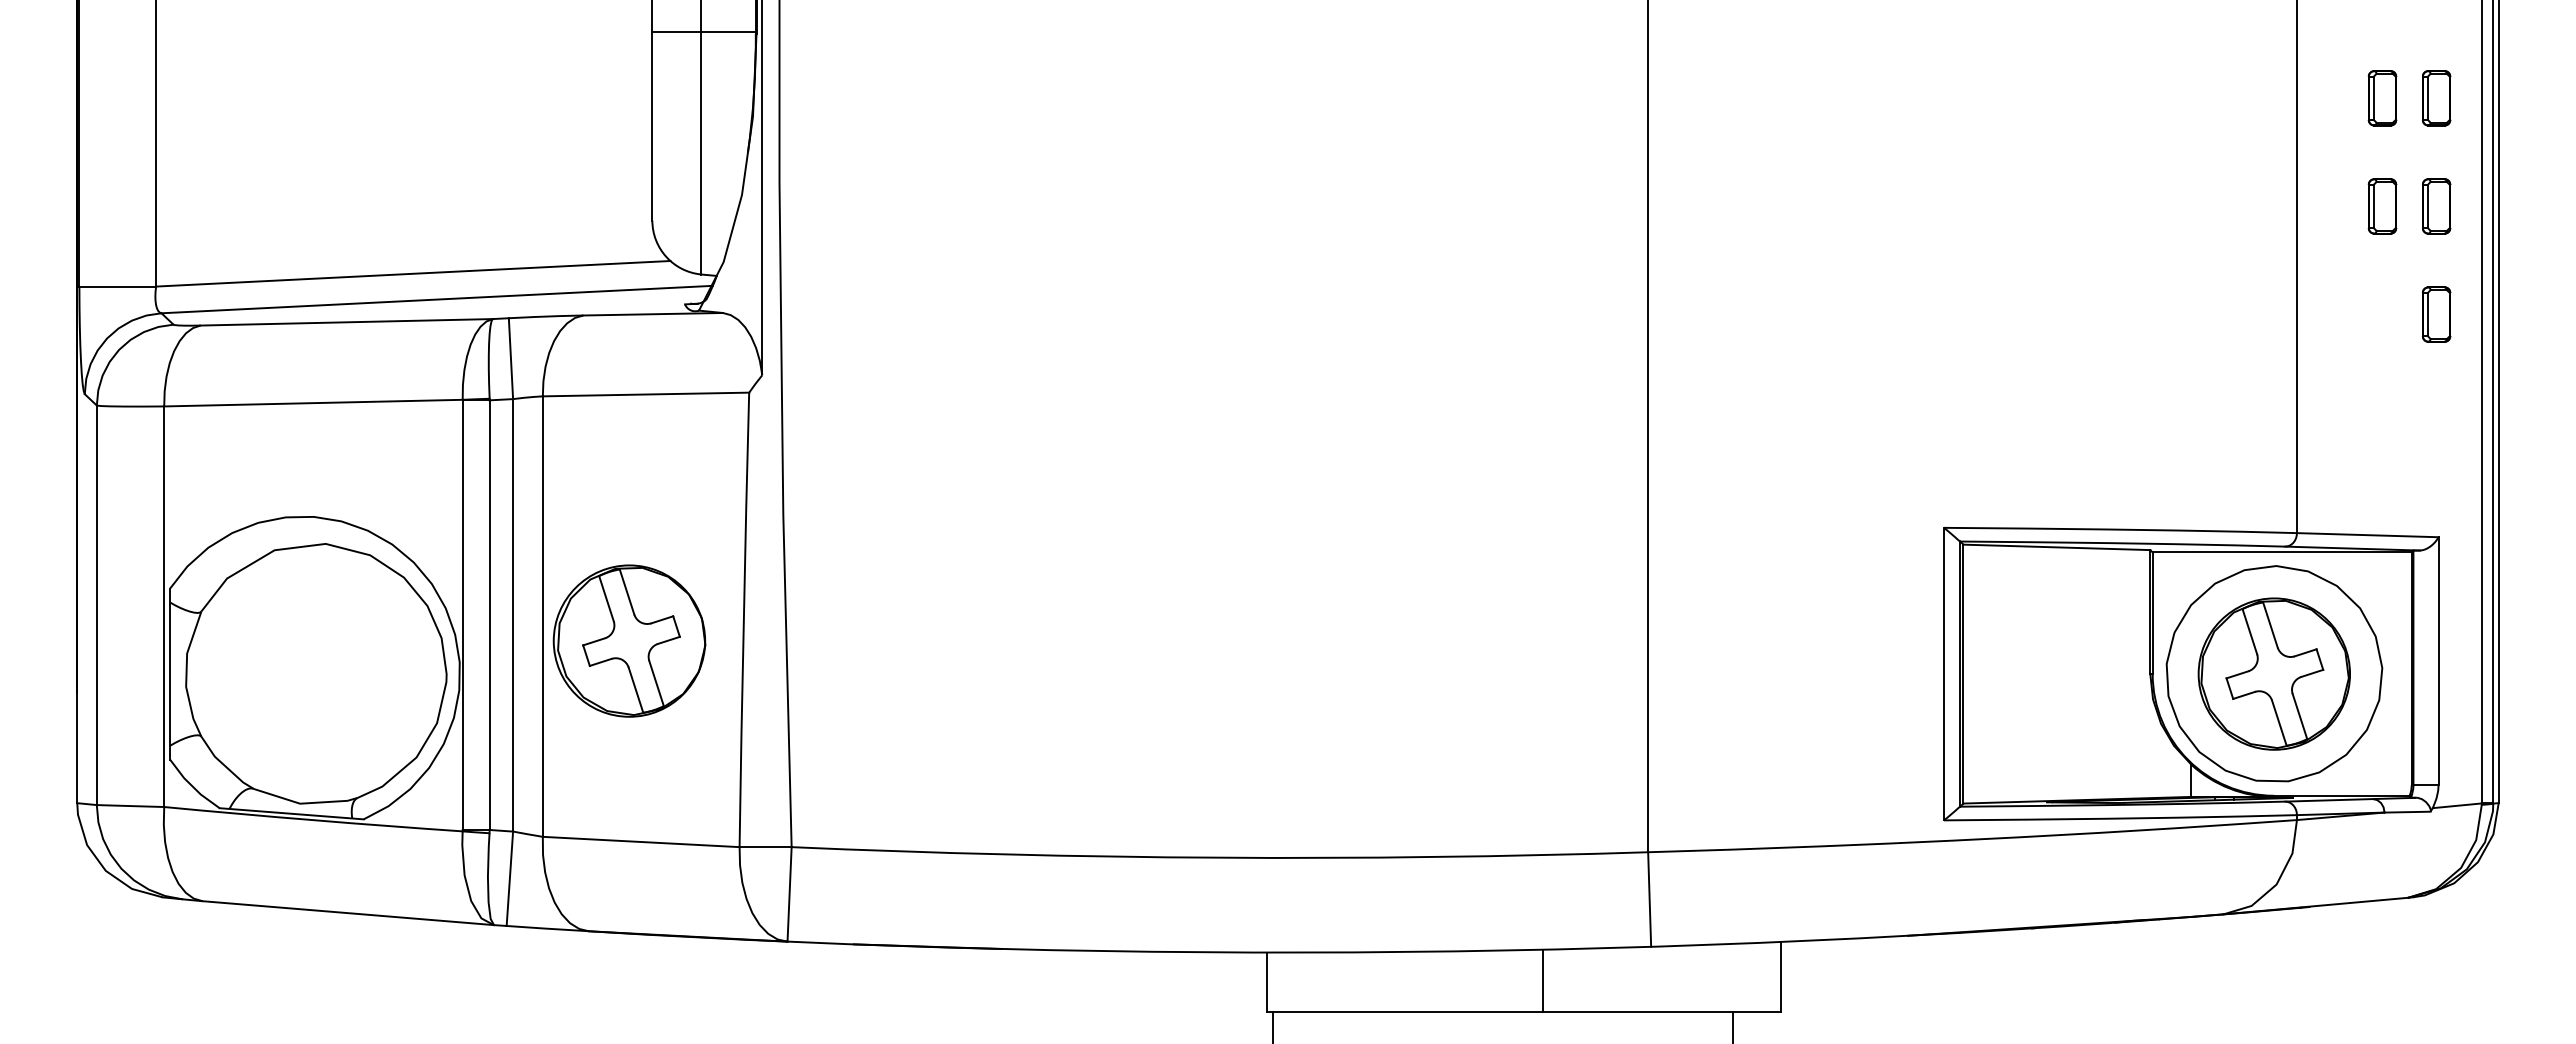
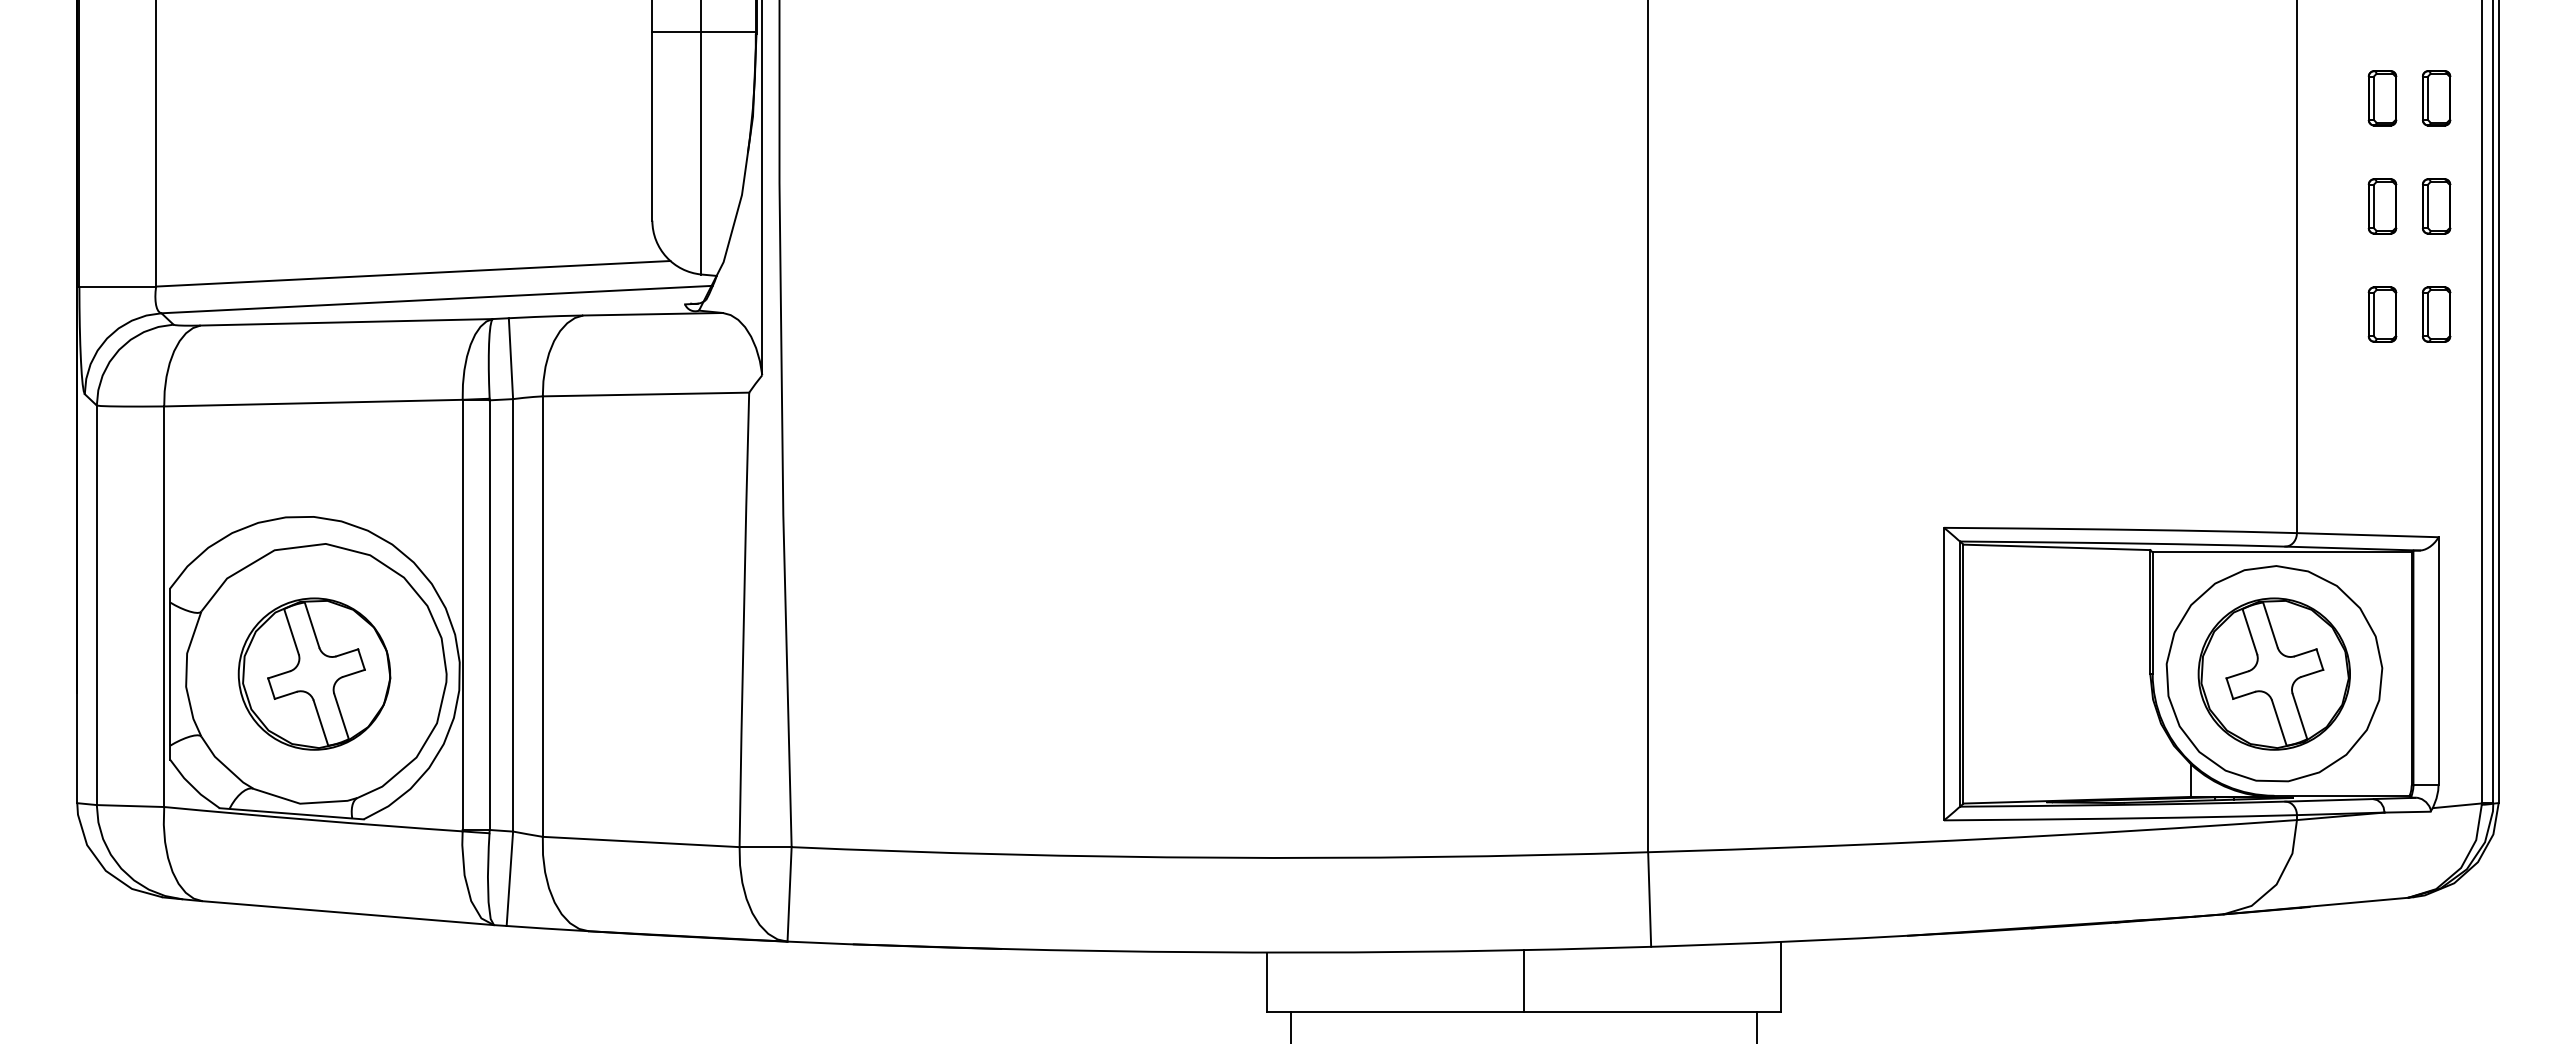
part: none -> present (2382, 314)
part position: (629, 640) -> (314, 673) (314, 673)
line position: (1543, 981) -> (1524, 981) (1524, 981)
line position: (1273, 1026) -> (1291, 1026) (1291, 1026)
line position: (1733, 1026) -> (1757, 1026) (1757, 1026)
